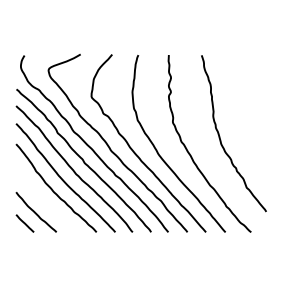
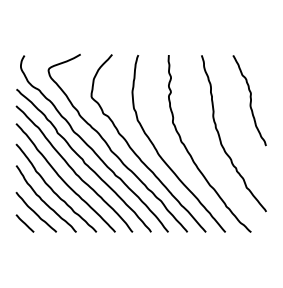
curve: none -> present (250, 100)
curve: none -> present (43, 200)
